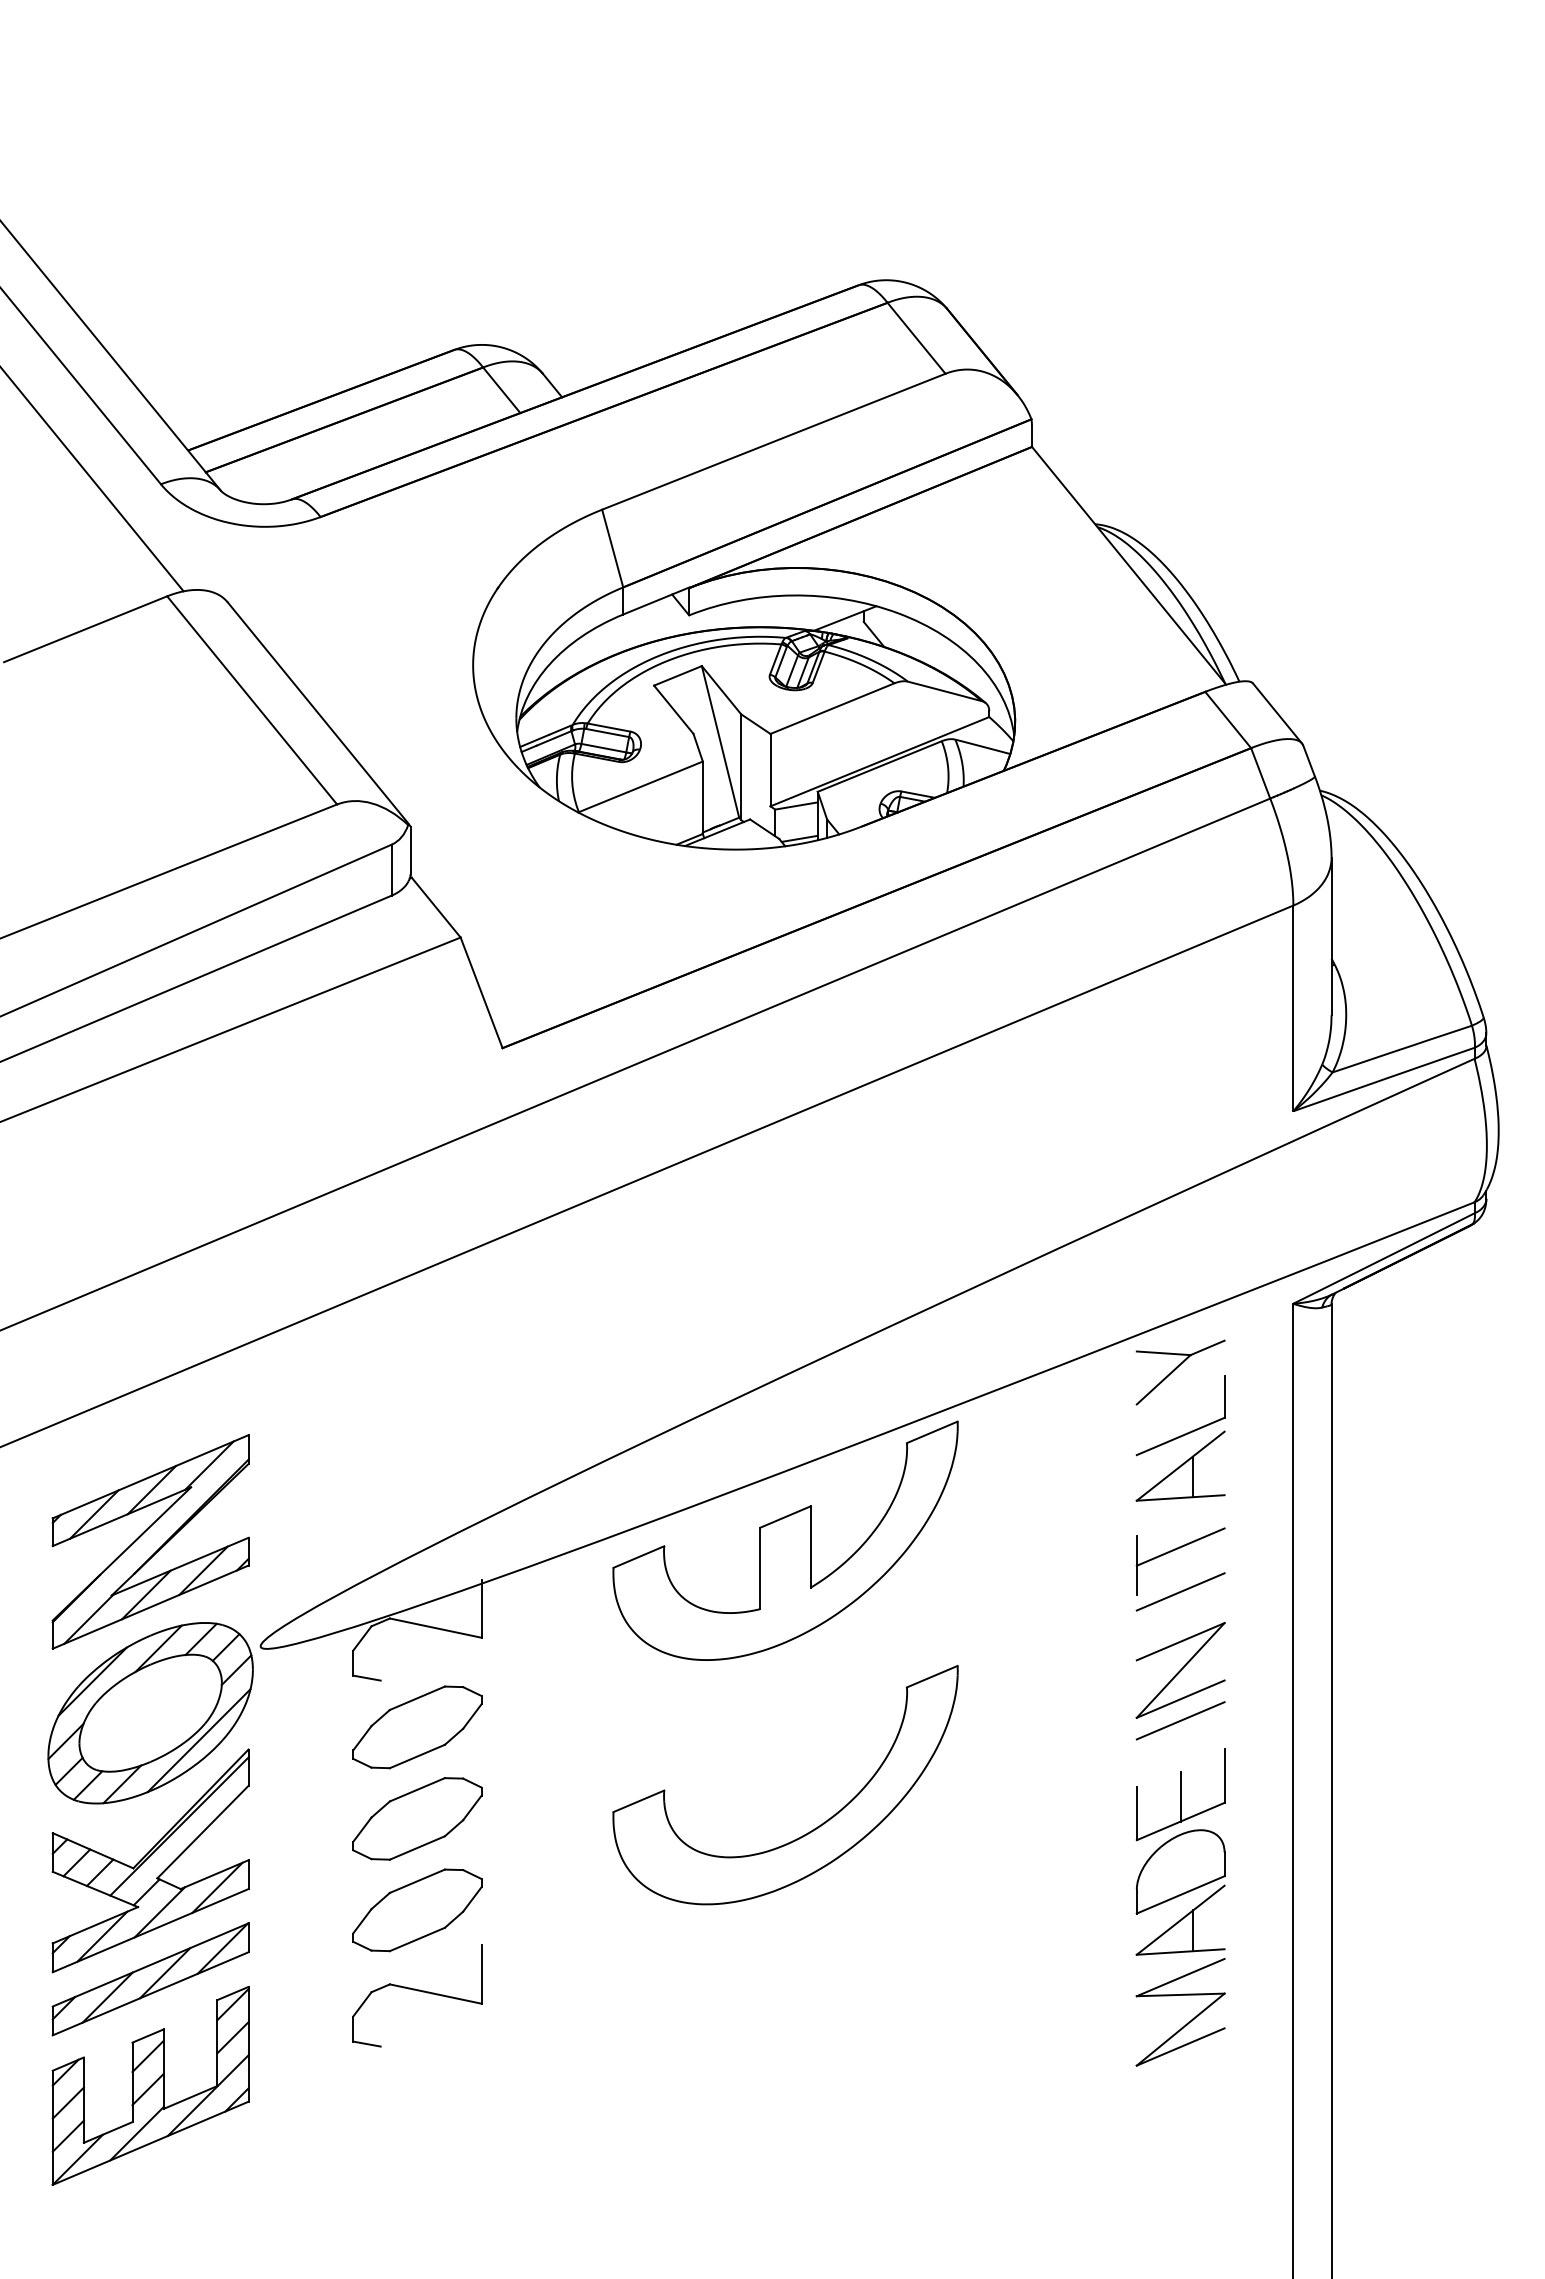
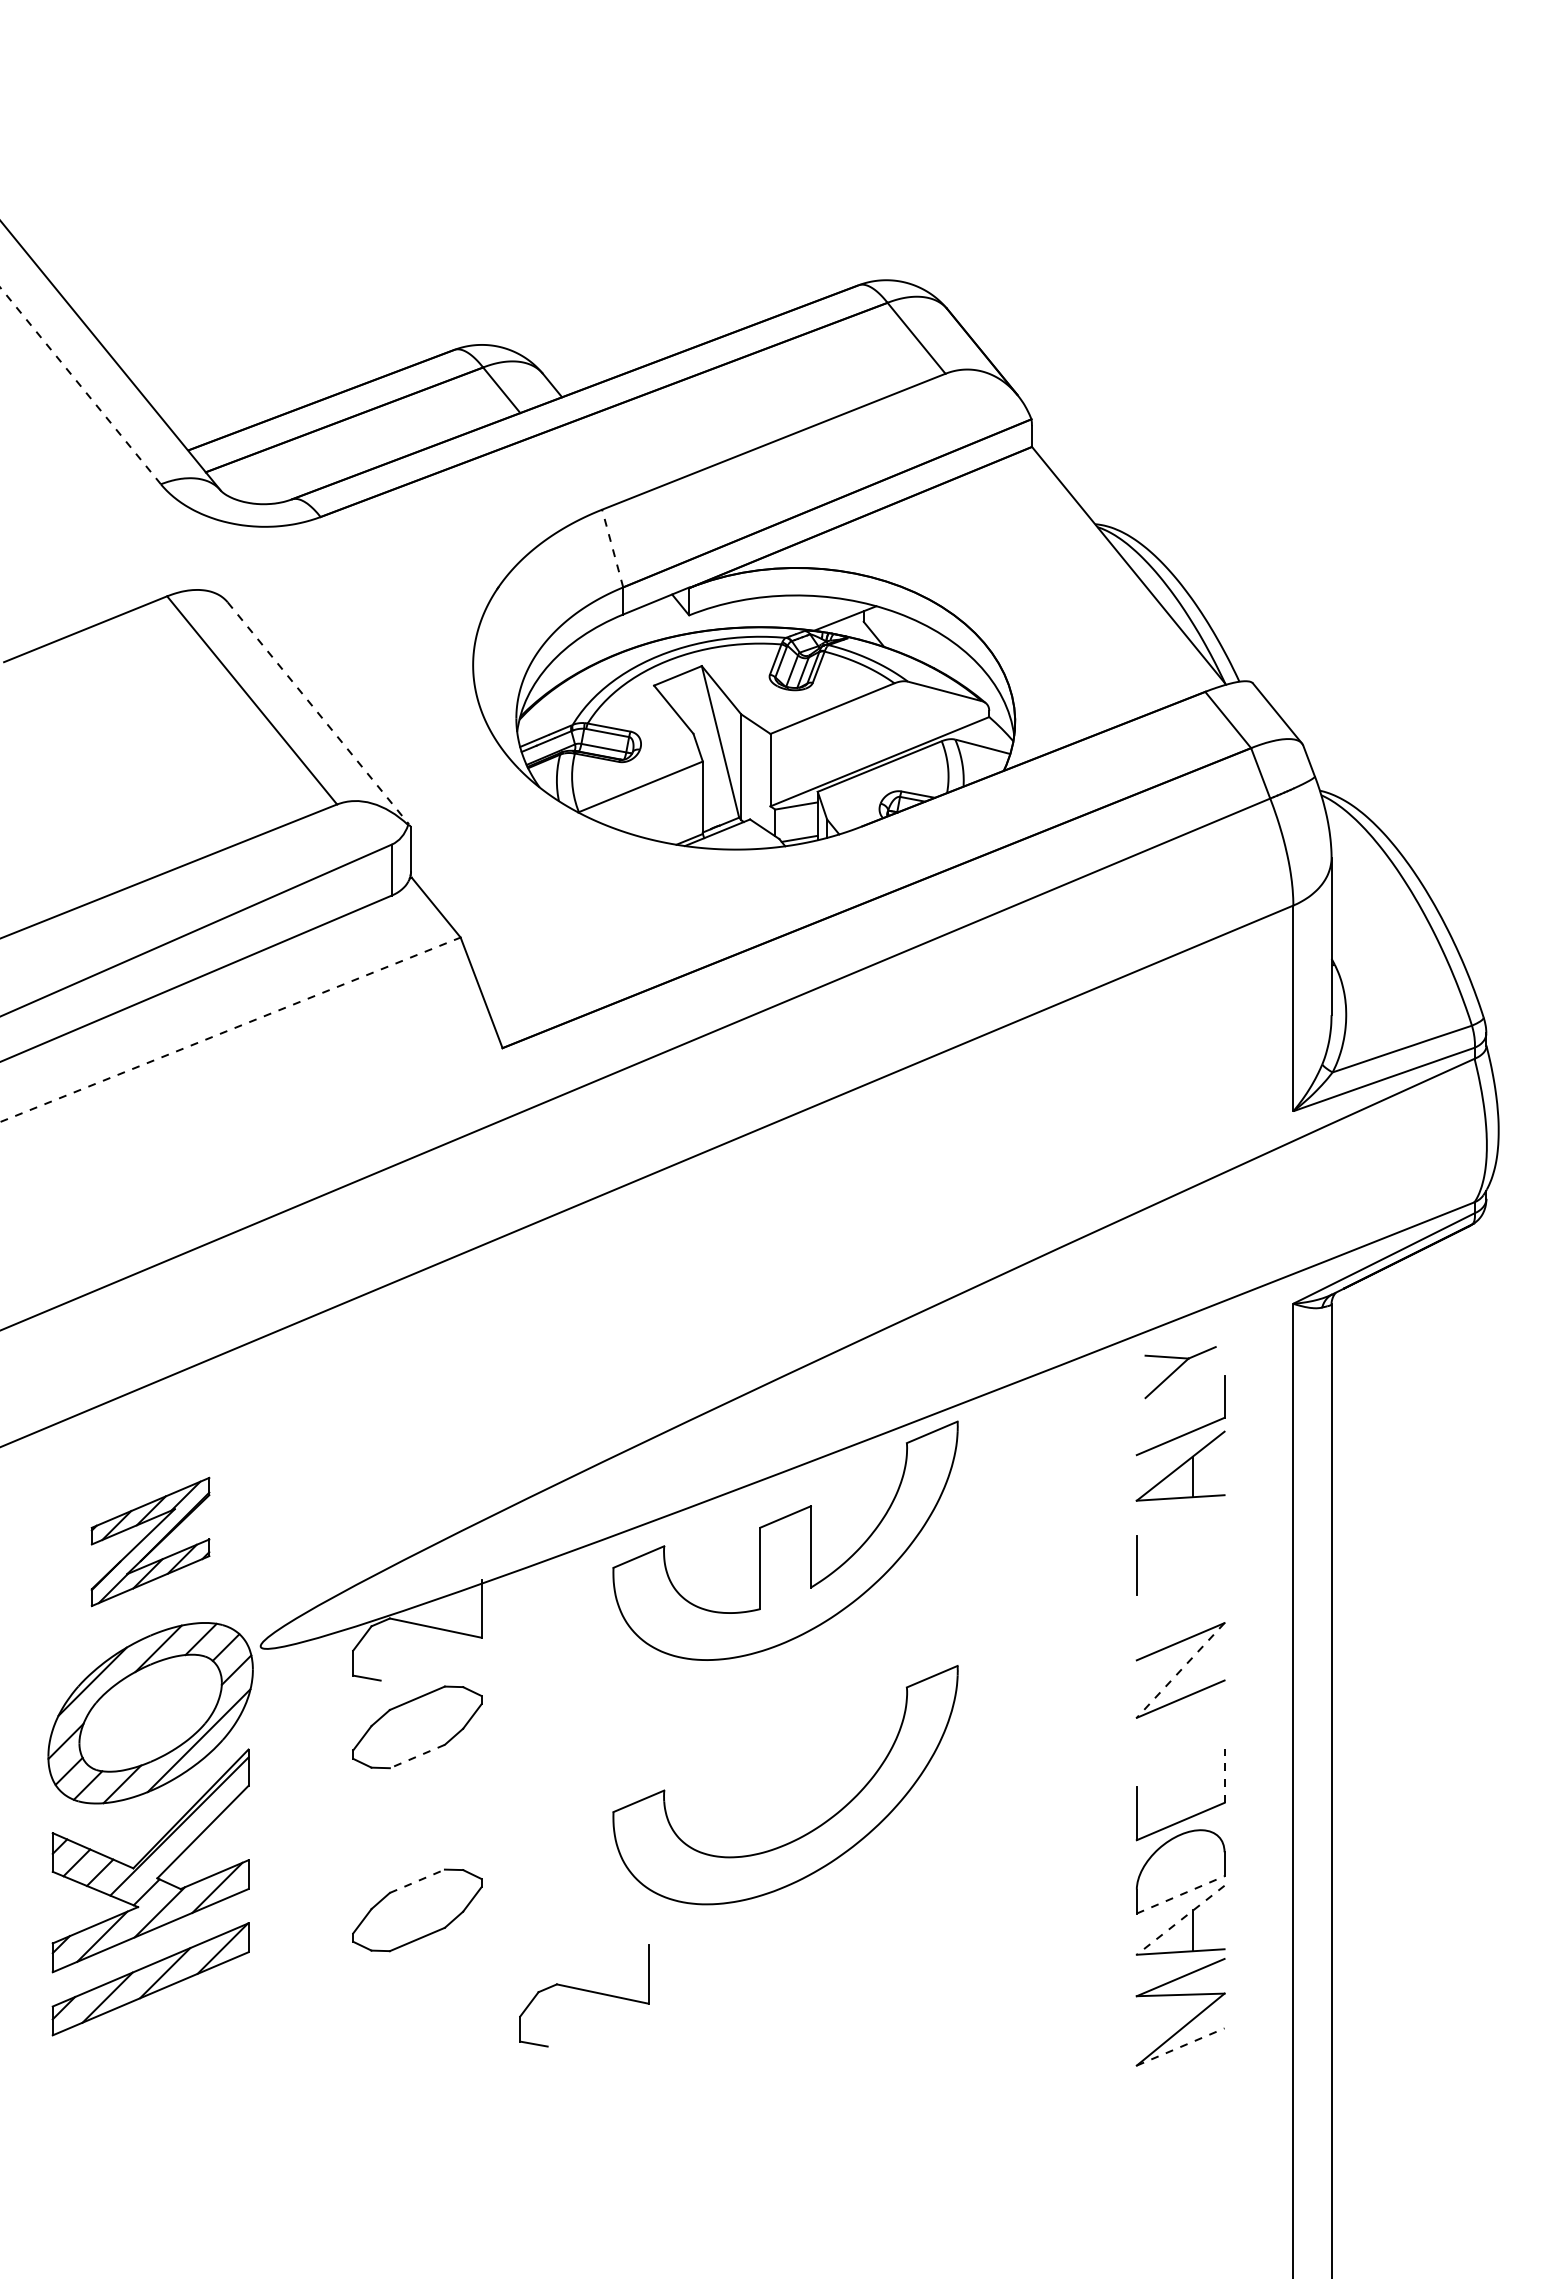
line: solid -> dashed (80, 385)
line: present -> none (92, 480)
line: solid -> dashed (612, 548)
line: solid -> dashed (318, 713)
line: solid -> dashed (230, 1029)
part size: 91x67 px -> 73x54 px (1180, 1372)
part size: 199x216 px -> 121x132 px (150, 1541)
line: present -> none (1180, 1546)
line: present -> none (1180, 1591)
line: solid -> dashed (1180, 1670)
line: present -> none (1180, 1720)
line: solid -> dashed (417, 1756)
line: solid -> dashed (1224, 1776)
line: present -> none (1180, 1796)
part: present -> none (417, 1818)
line: solid -> dashed (417, 1881)
line: solid -> dashed (1180, 1894)
line: solid -> dashed (1180, 1920)
part position: (417, 1995) -> (584, 1995) (584, 1995)
line: solid -> dashed (1180, 2047)
part: present -> none (150, 2085)
